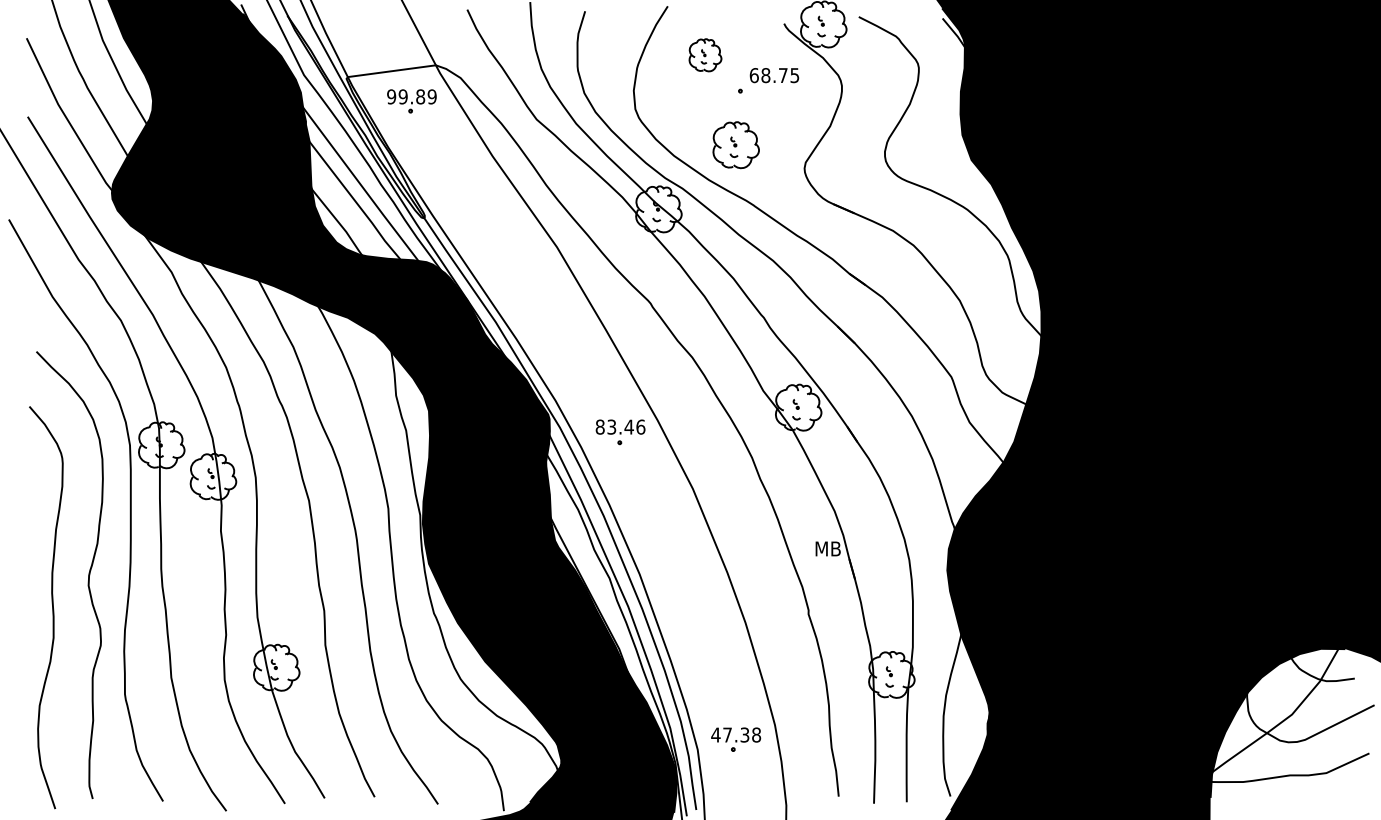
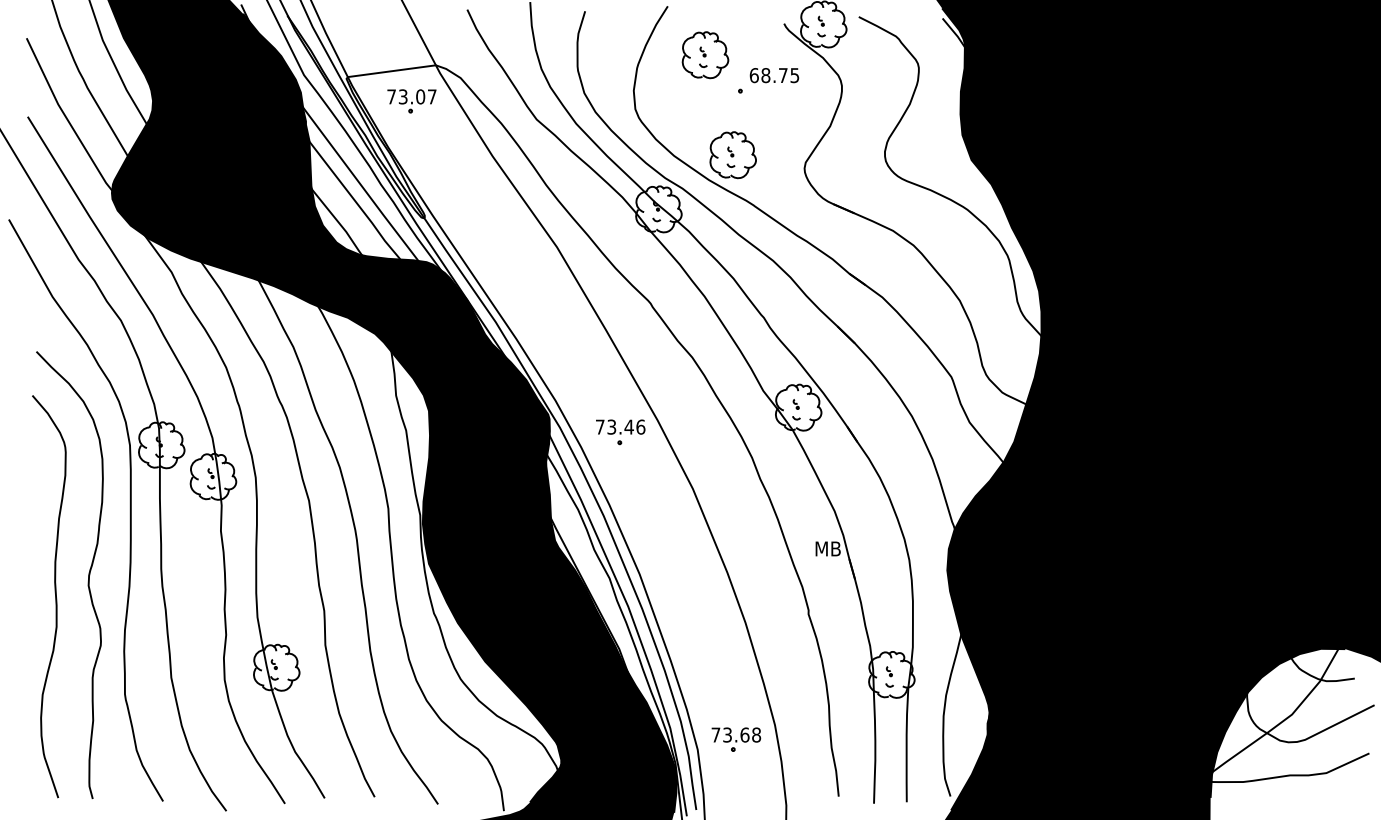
part size: 35x35 px -> 49x49 px (705, 55)
text: 99.89 -> 73.07 (411, 96)
part position: (735, 145) -> (732, 155) (732, 155)
text: 83.46 -> 73.46 (599, 426)
curve position: (52, 607) -> (55, 596) (55, 596)
text: 47.38 -> 73.68 (730, 734)
